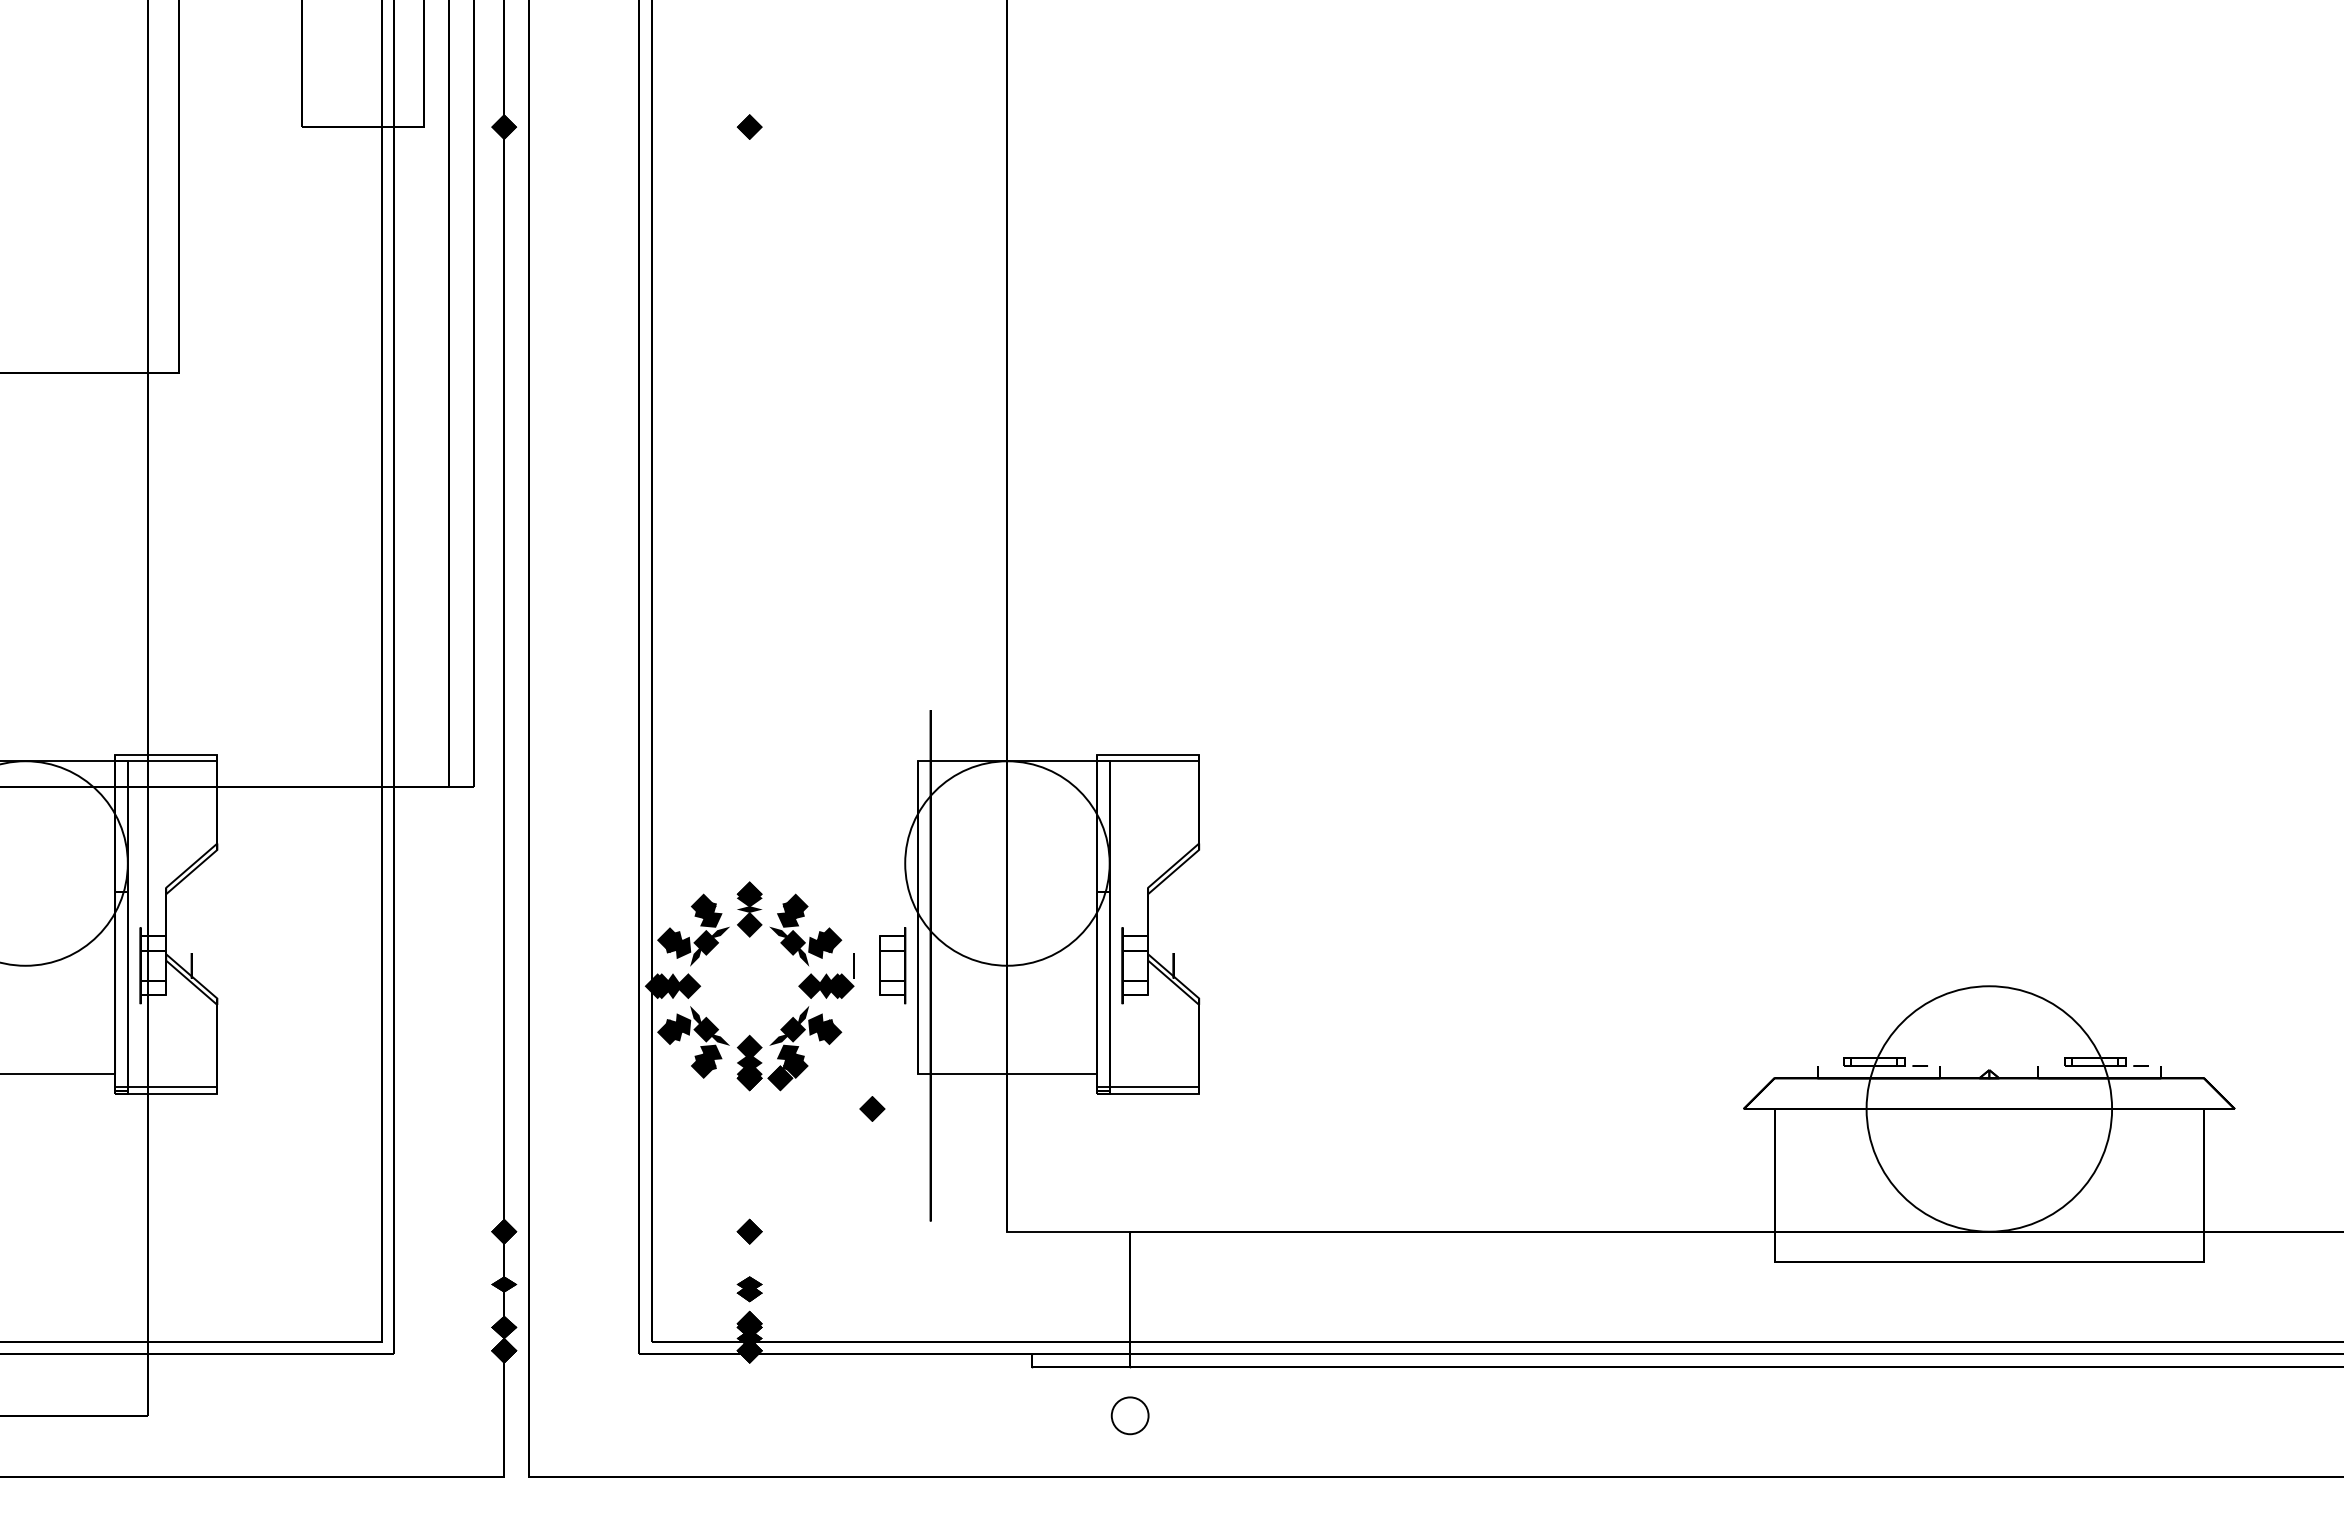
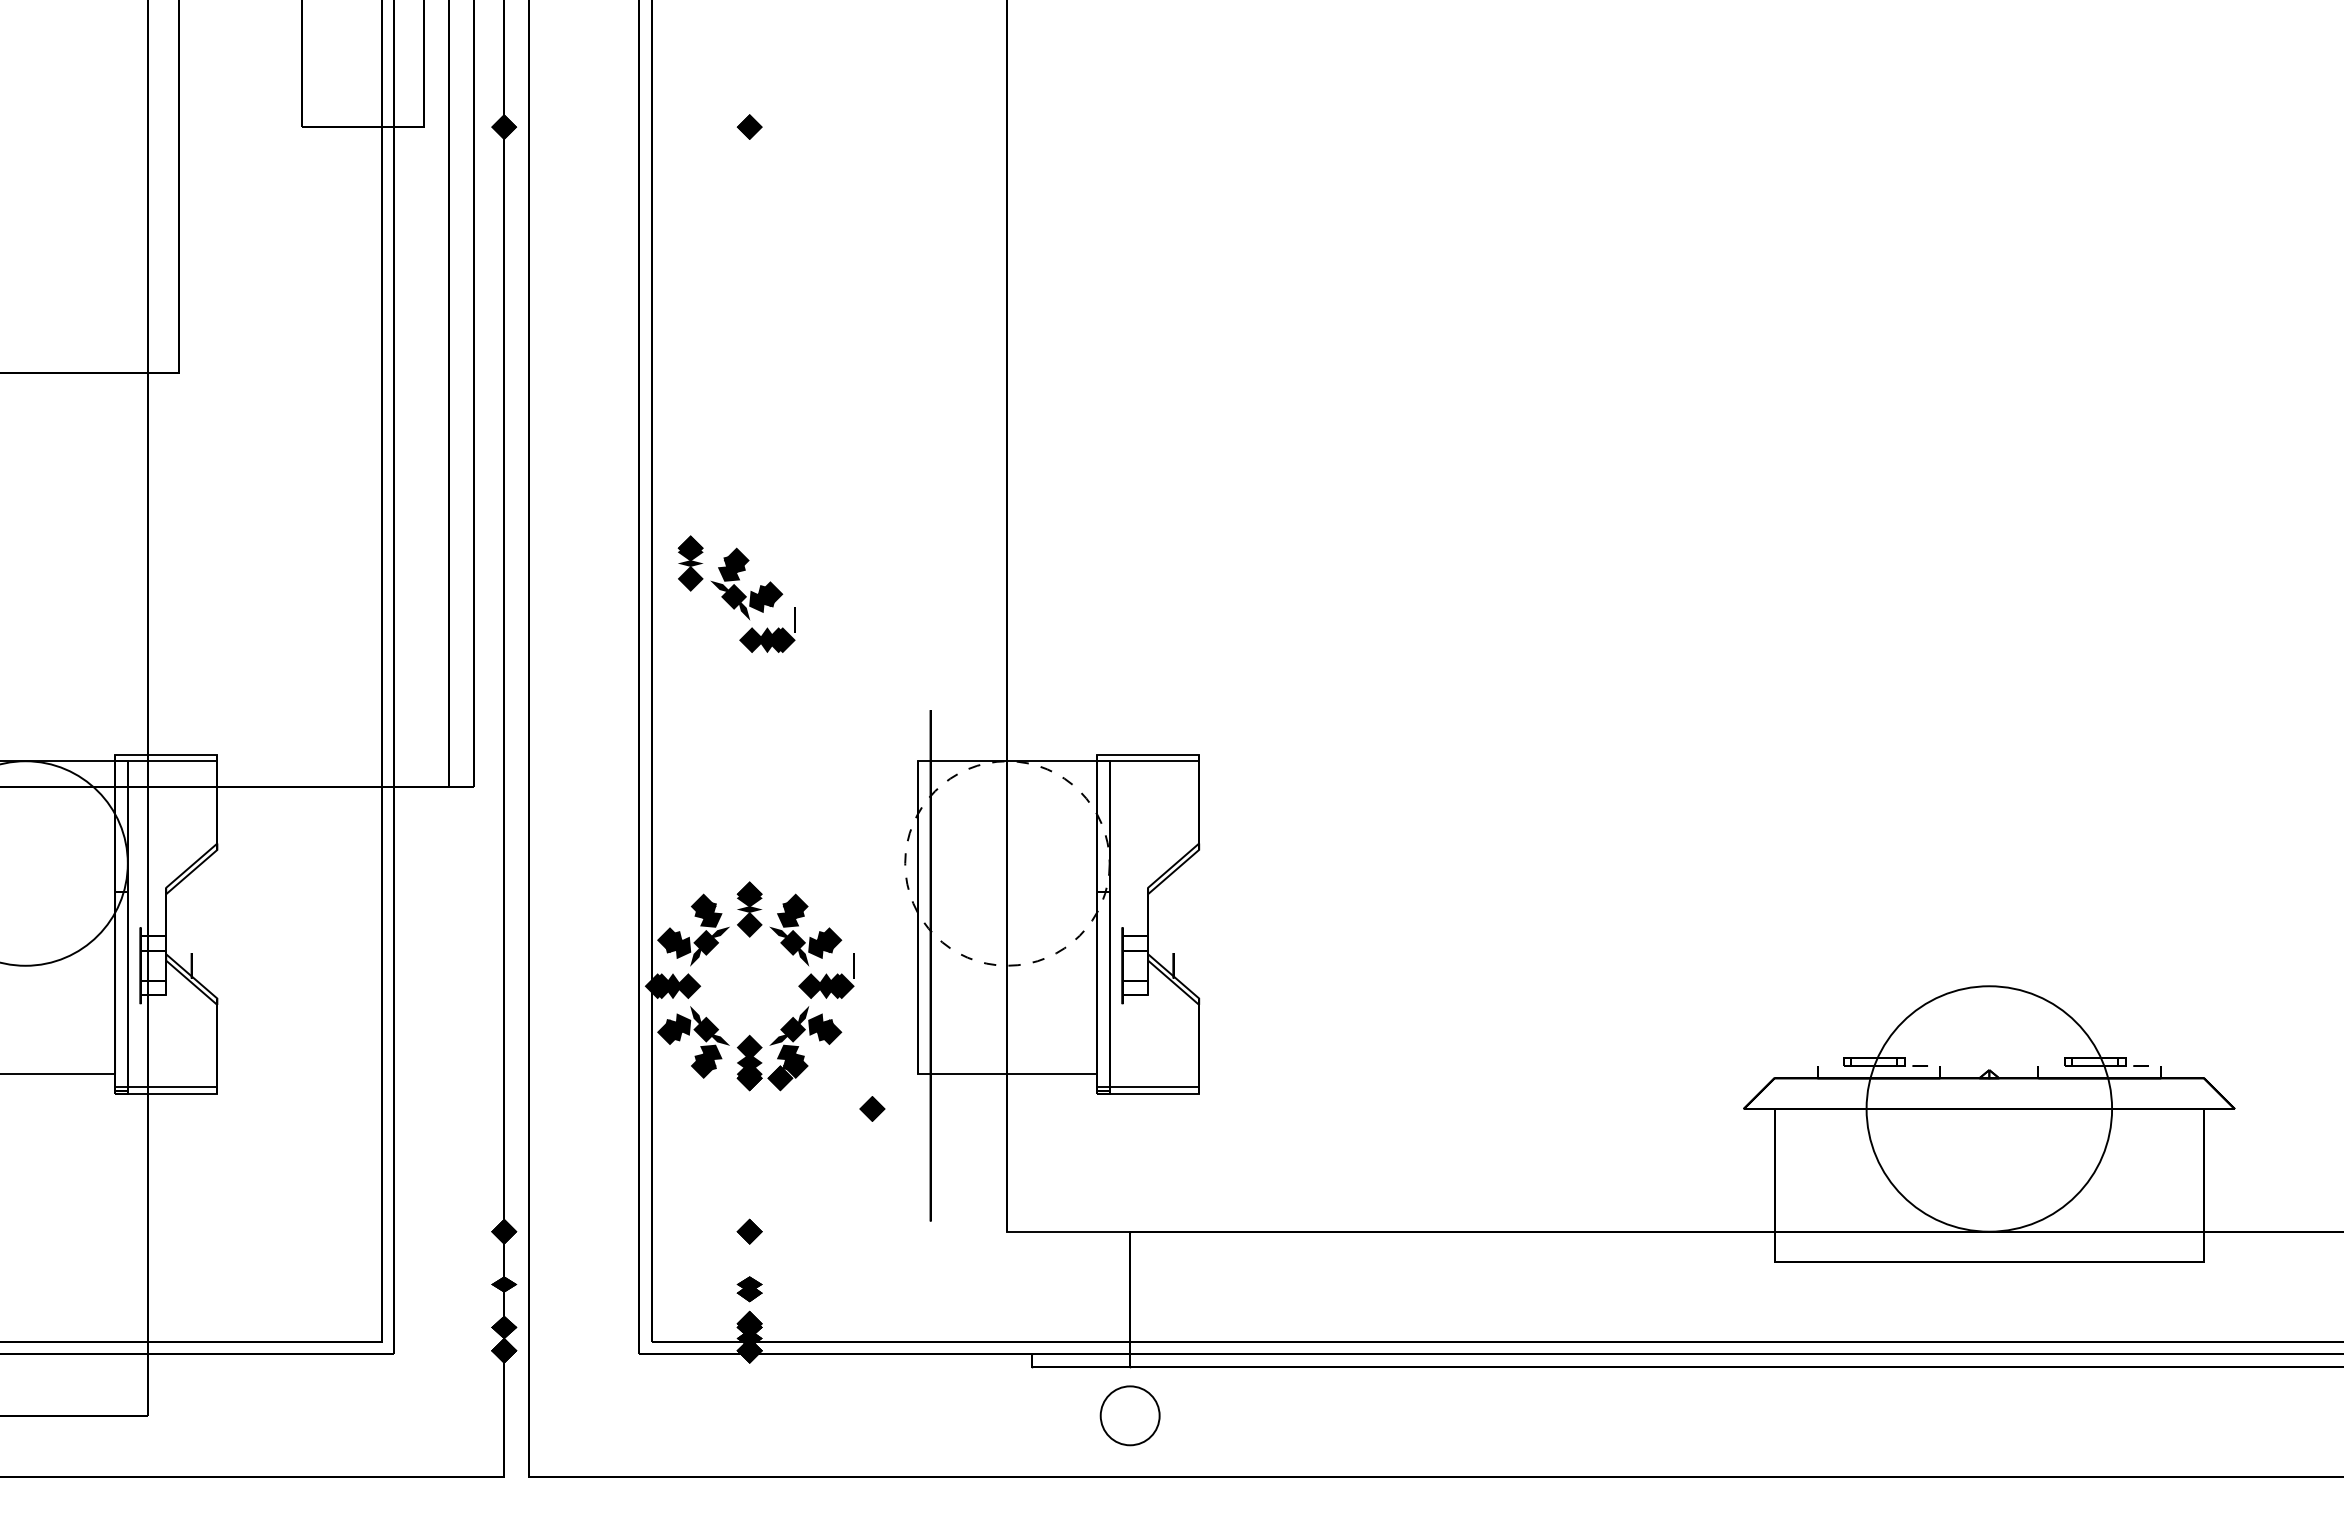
part: none -> present (736, 593)
circle: solid -> dashed (1007, 863)
part: present -> none (892, 965)
circle diameter: 37 px -> 59 px (1129, 1415)
